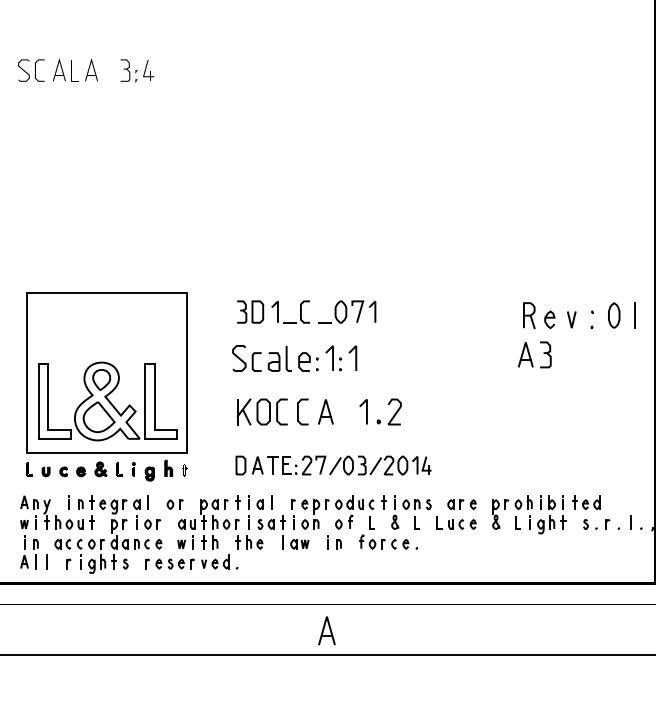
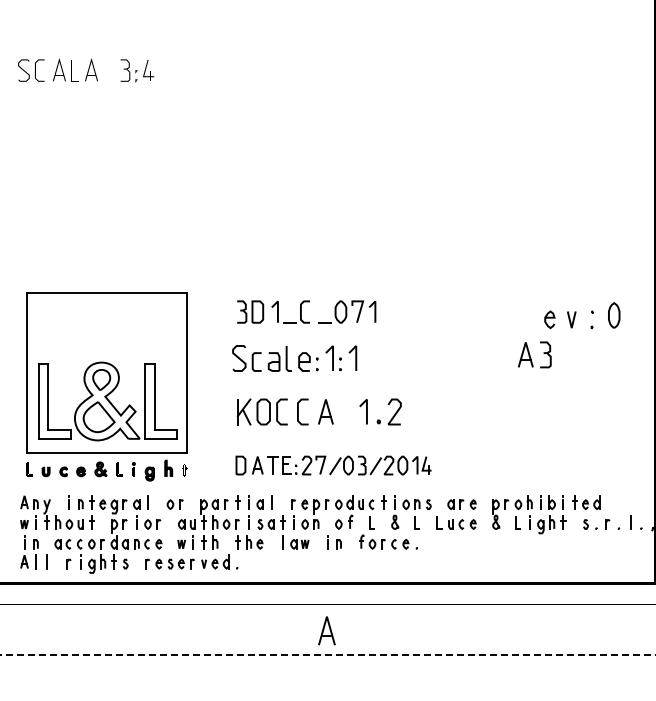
part: present -> none (529, 315)
line: present -> none (635, 315)
line: solid -> dashed (328, 654)
